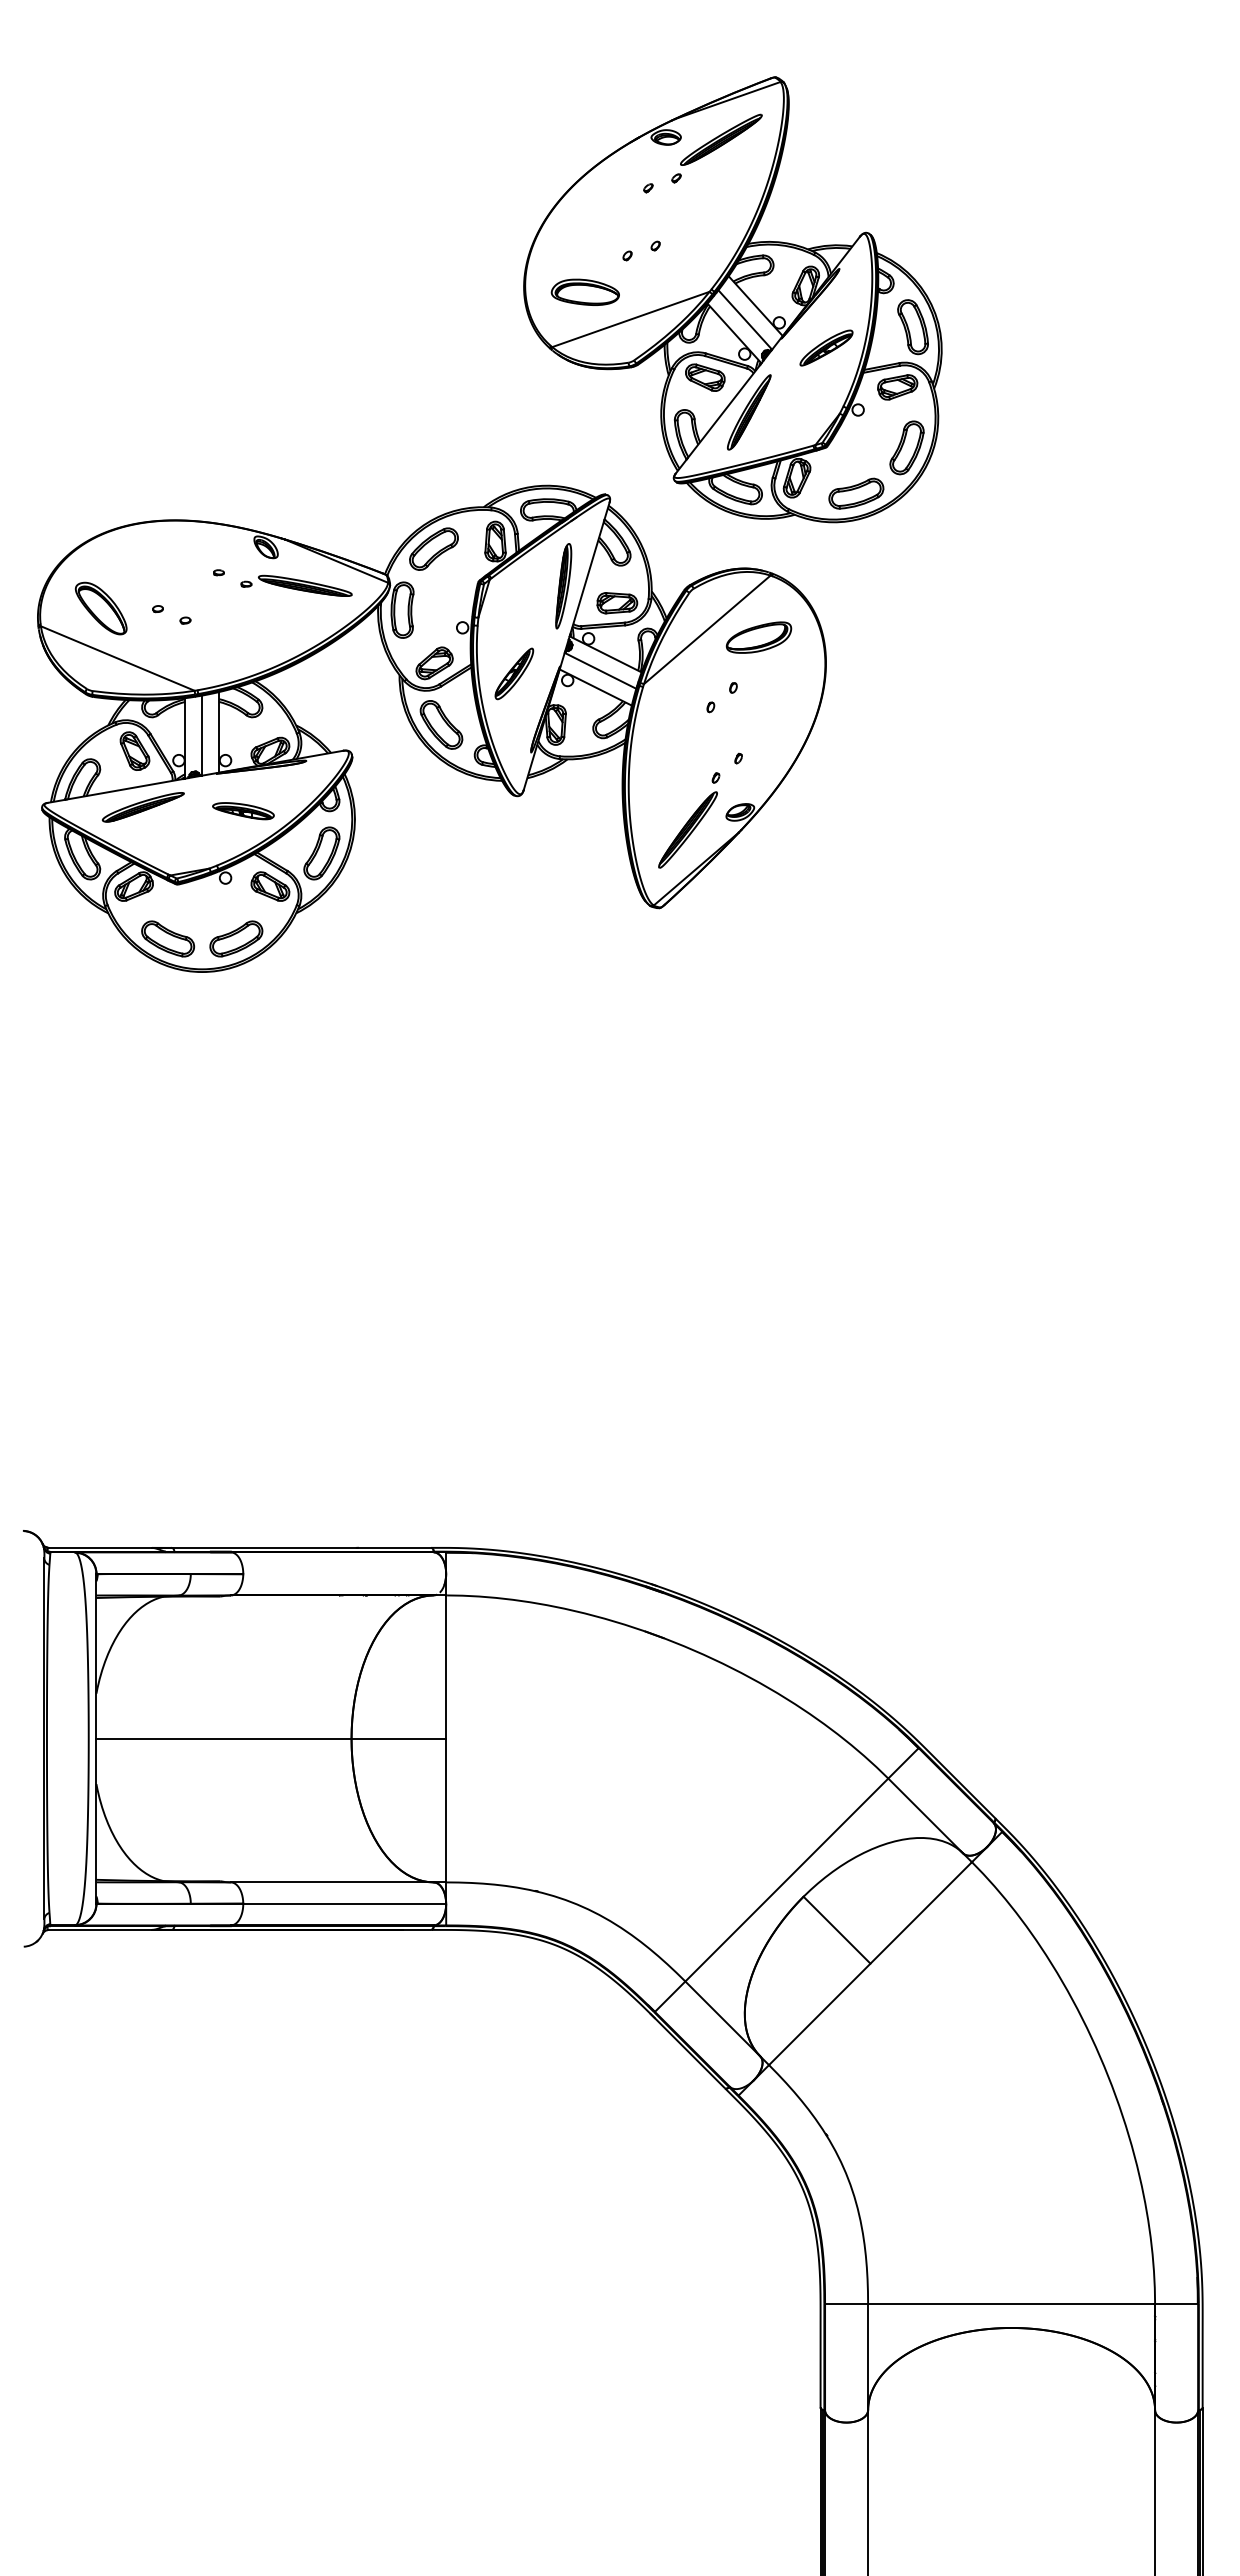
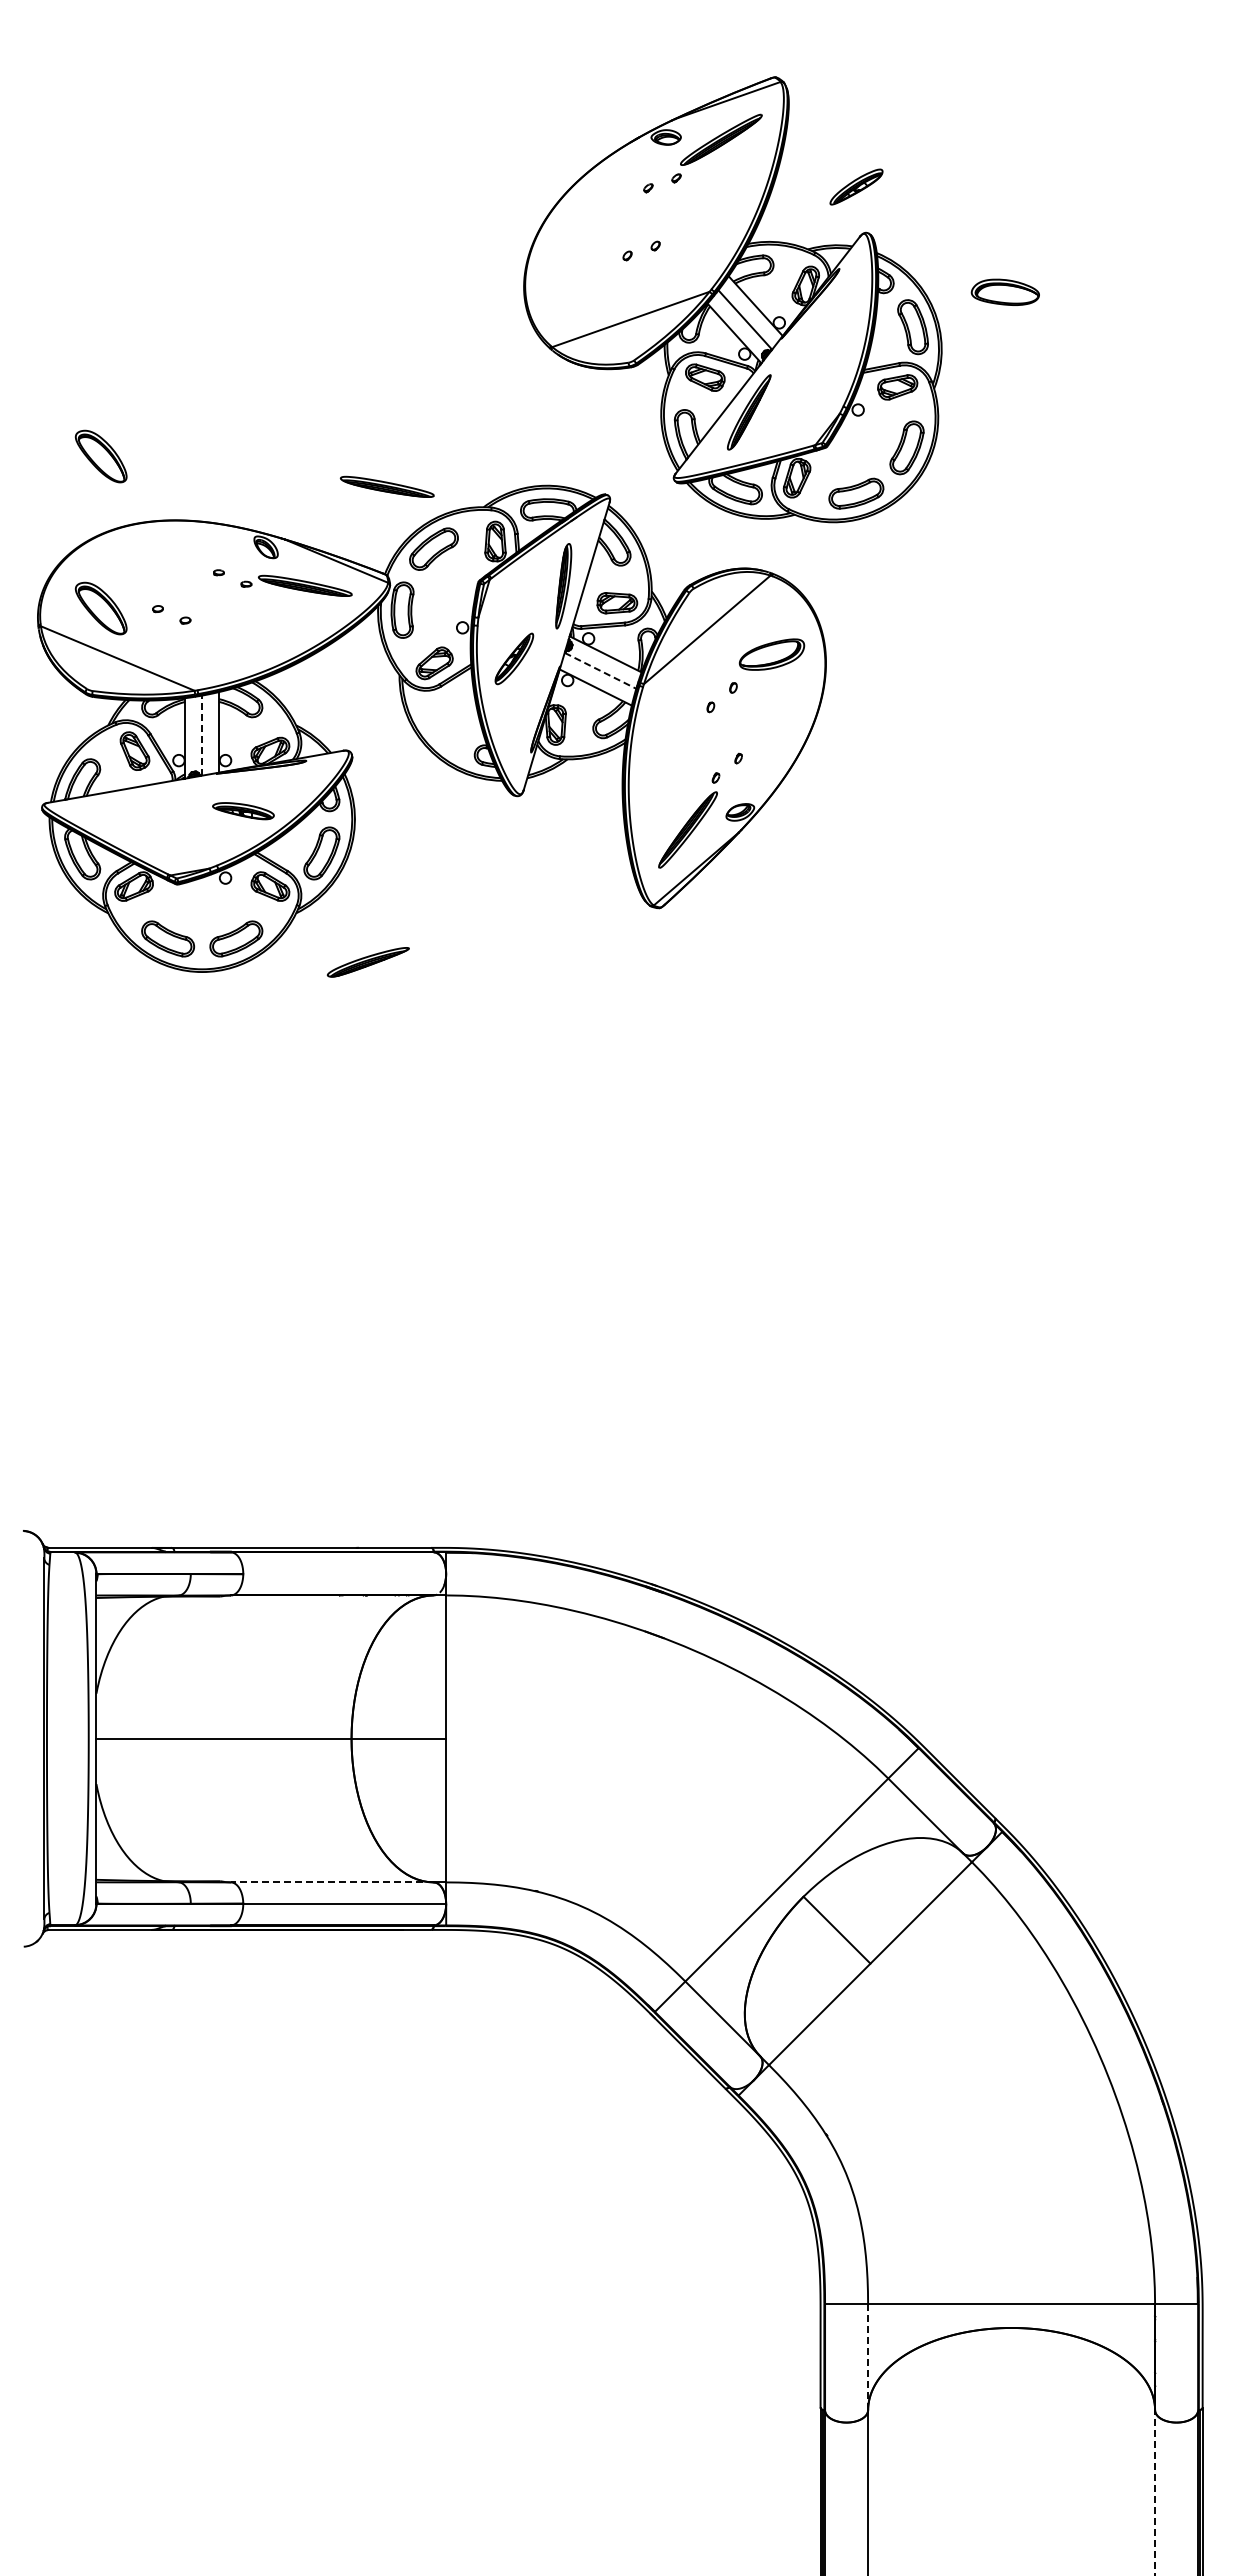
part position: (584, 291) -> (1004, 291) (1004, 291)
part position: (826, 347) -> (856, 186) (856, 186)
part: none -> present (100, 456)
part: none -> present (386, 486)
part position: (758, 637) -> (771, 654) (771, 654)
line: solid -> dashed (600, 671)
part position: (514, 673) -> (514, 658) (514, 658)
part: present -> none (441, 724)
line: solid -> dashed (202, 735)
part position: (142, 807) -> (367, 962) (367, 962)
line: solid -> dashed (331, 1882)
line: solid -> dashed (868, 2357)
line: solid -> dashed (1155, 2492)
